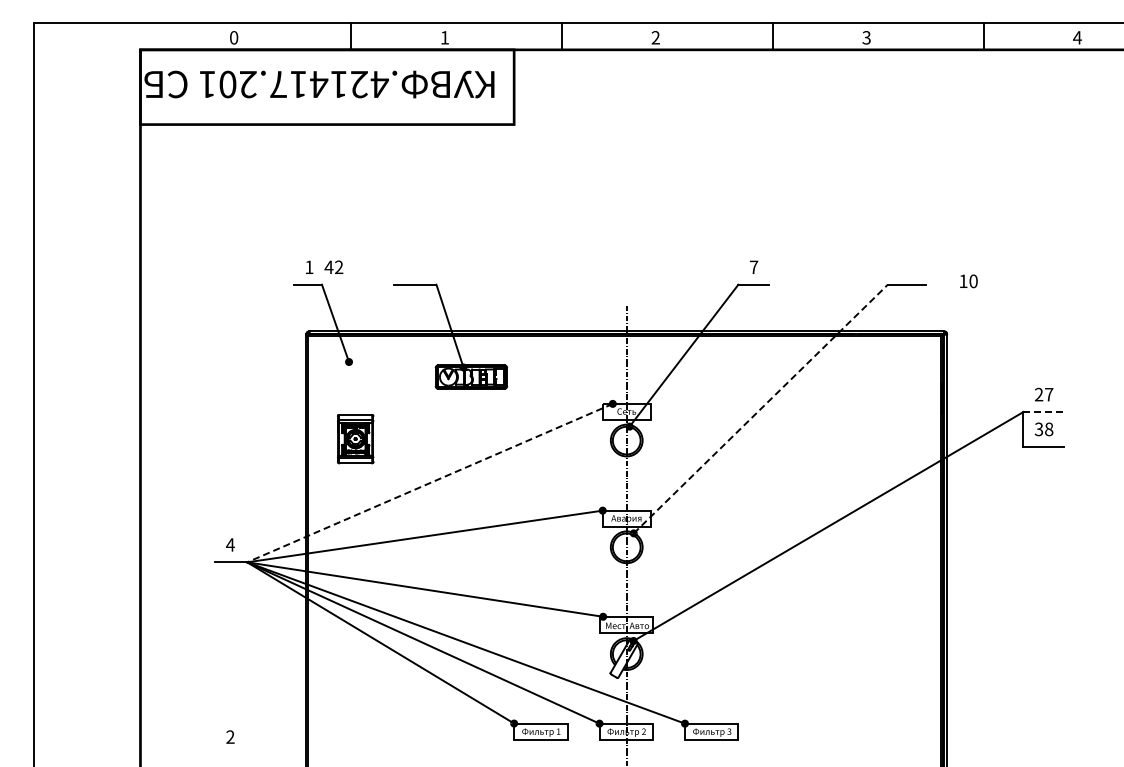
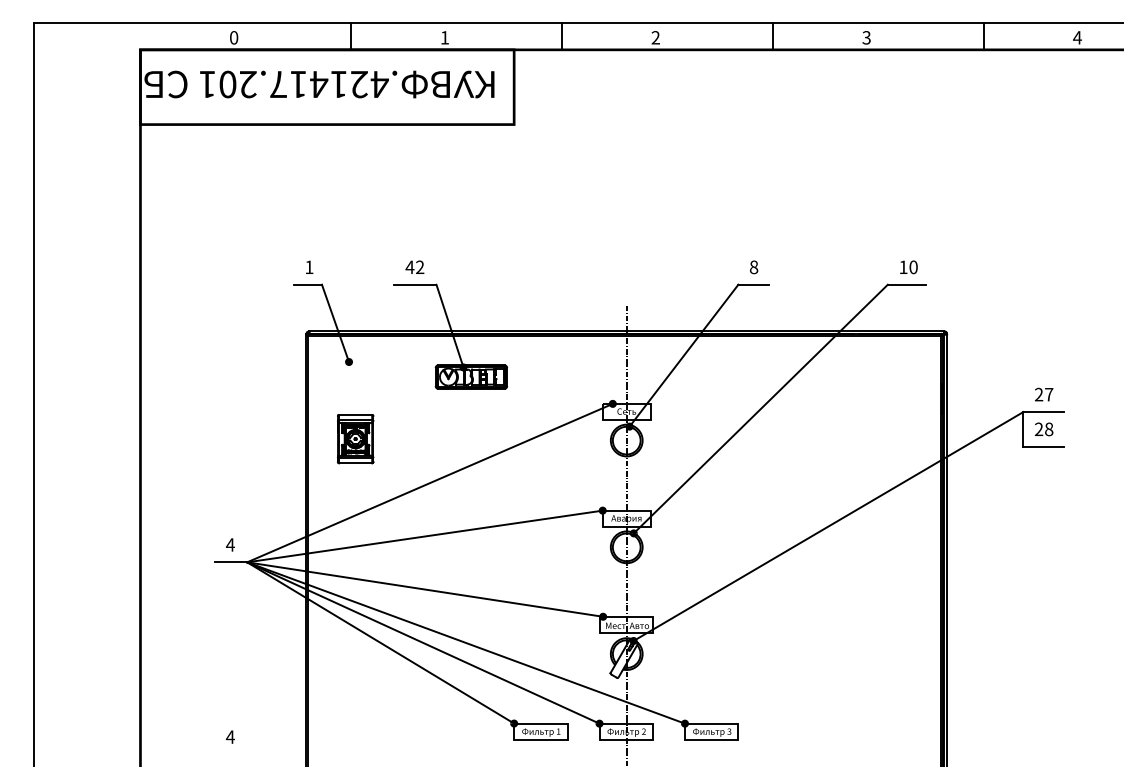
text position: (333, 266) -> (414, 266) (414, 266)
text: 7 -> 8 (754, 267)
text position: (968, 281) -> (908, 267) (908, 267)
line: dashed -> solid (760, 409)
line: dashed -> solid (1044, 412)
text: 38 -> 28 (1038, 429)
line: dashed -> solid (429, 483)
text: 2 -> 4 (229, 736)
